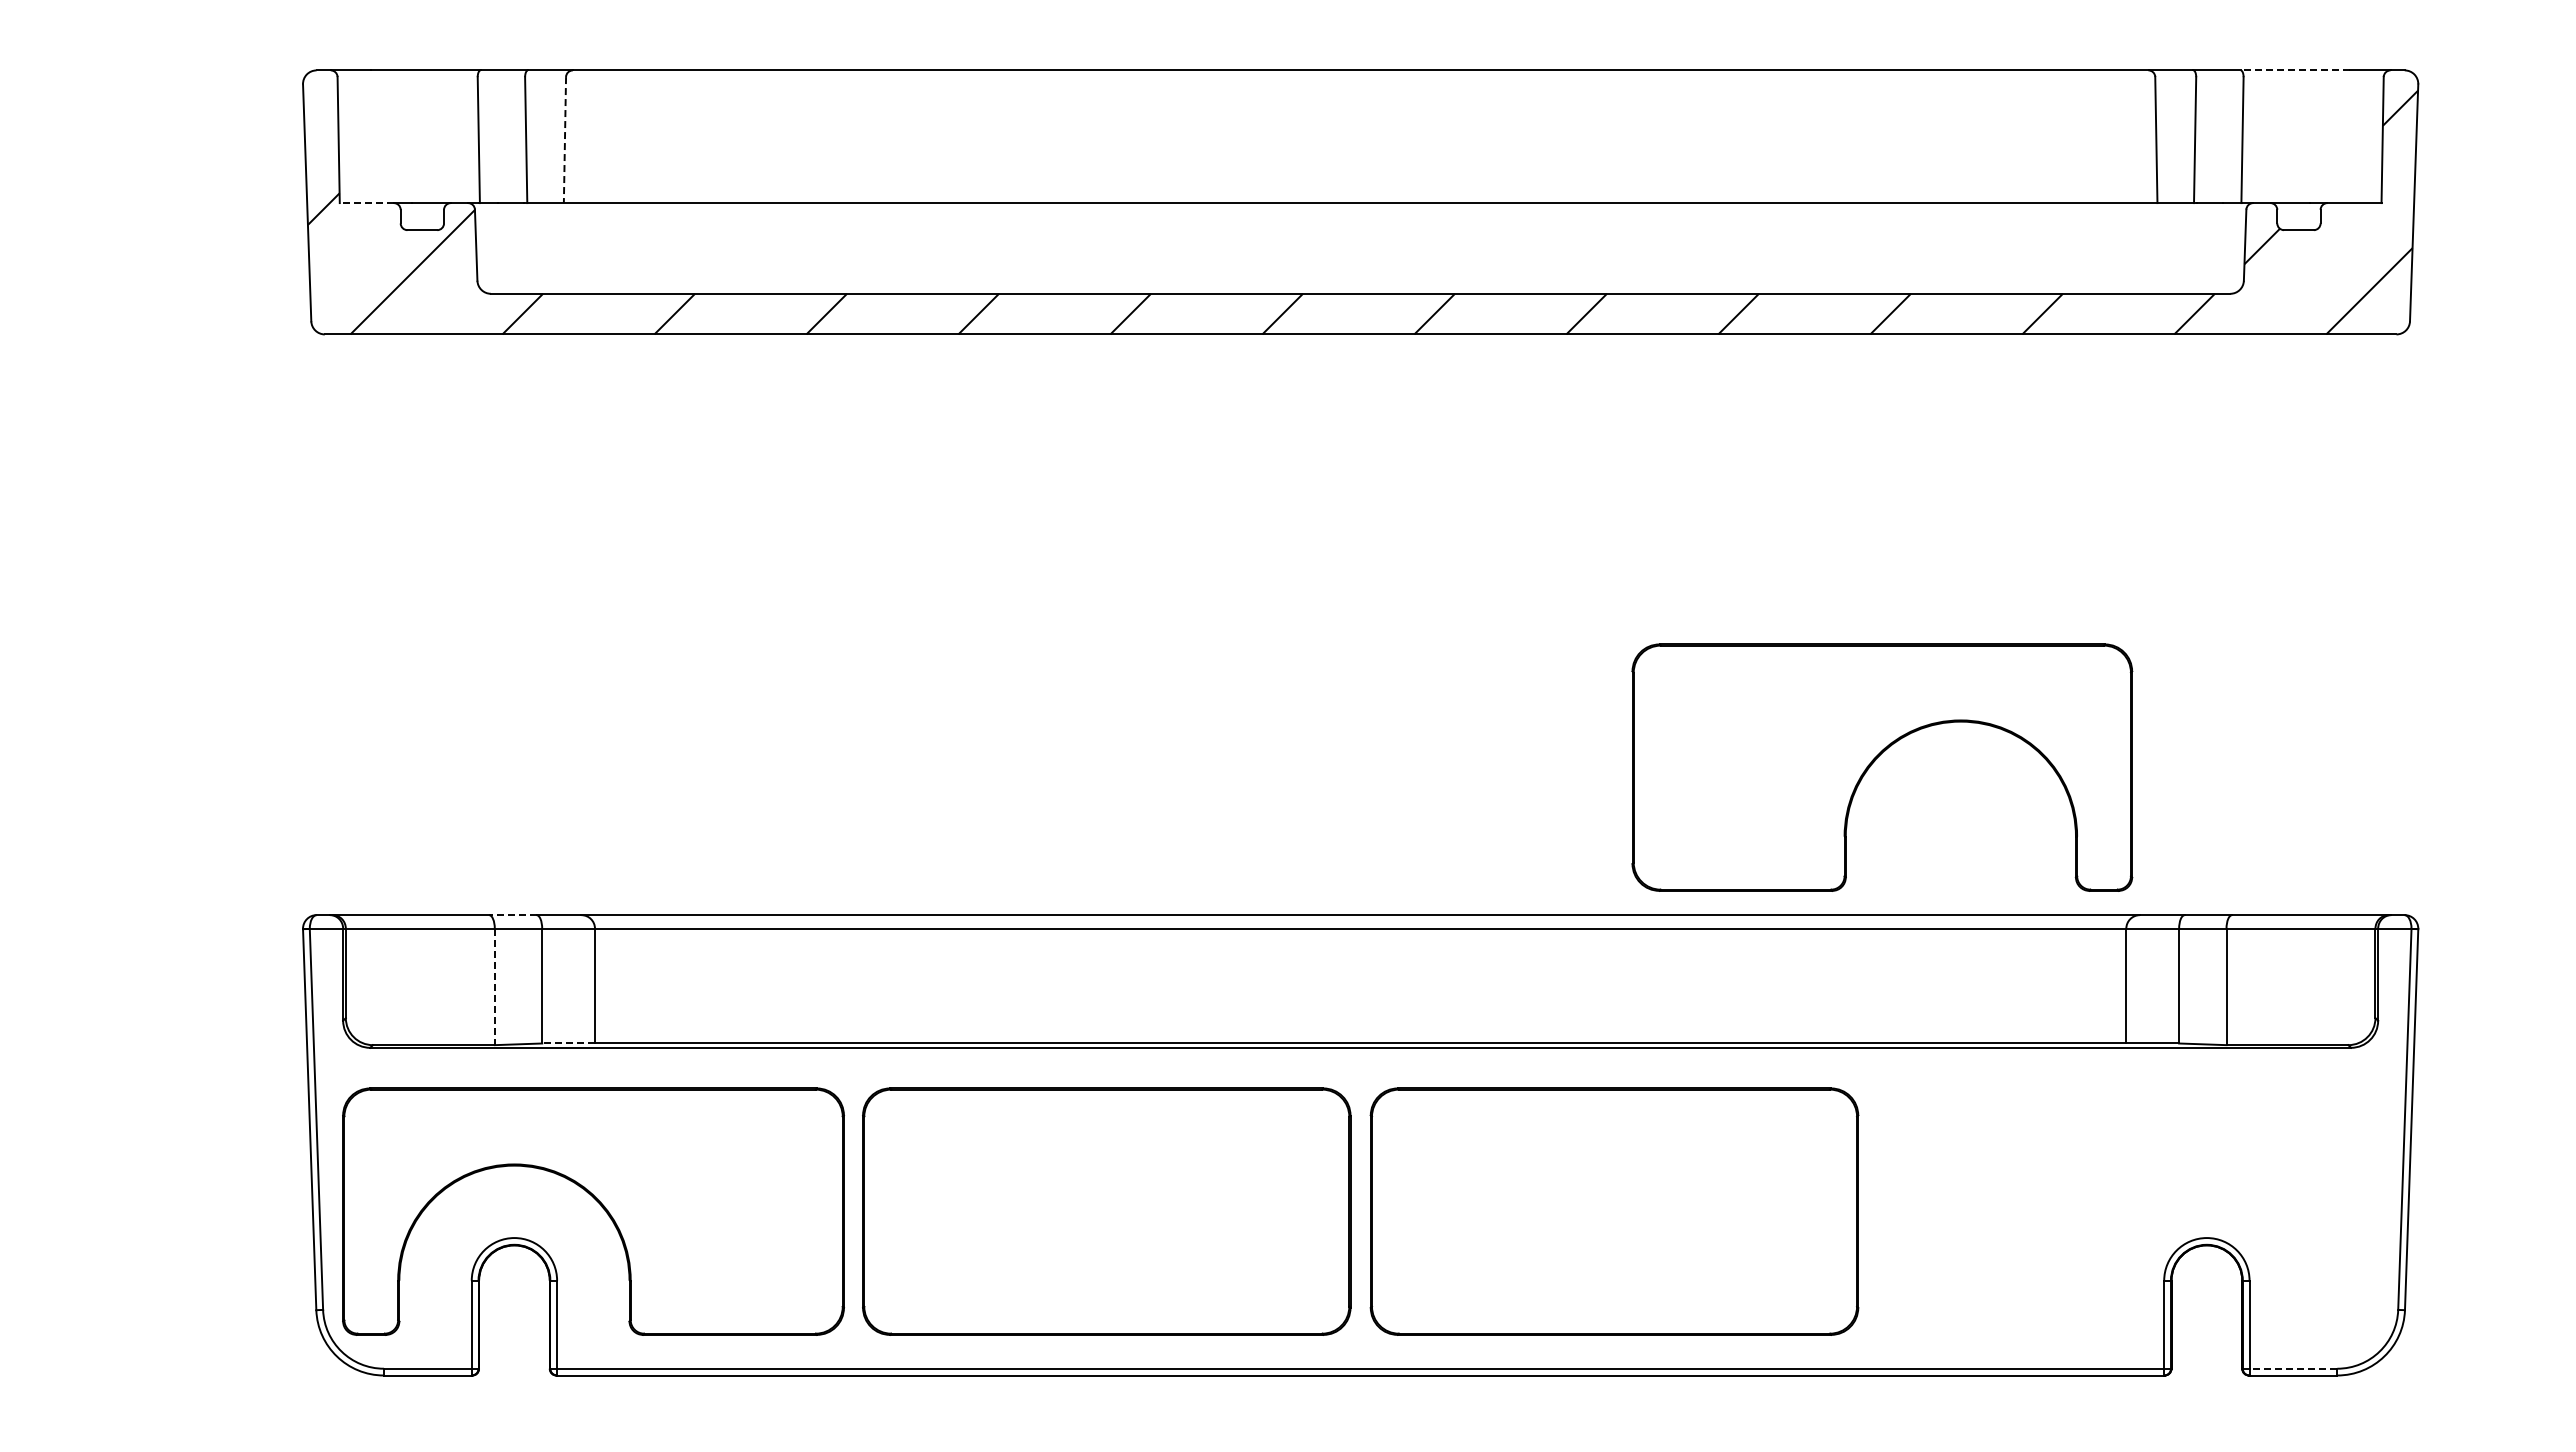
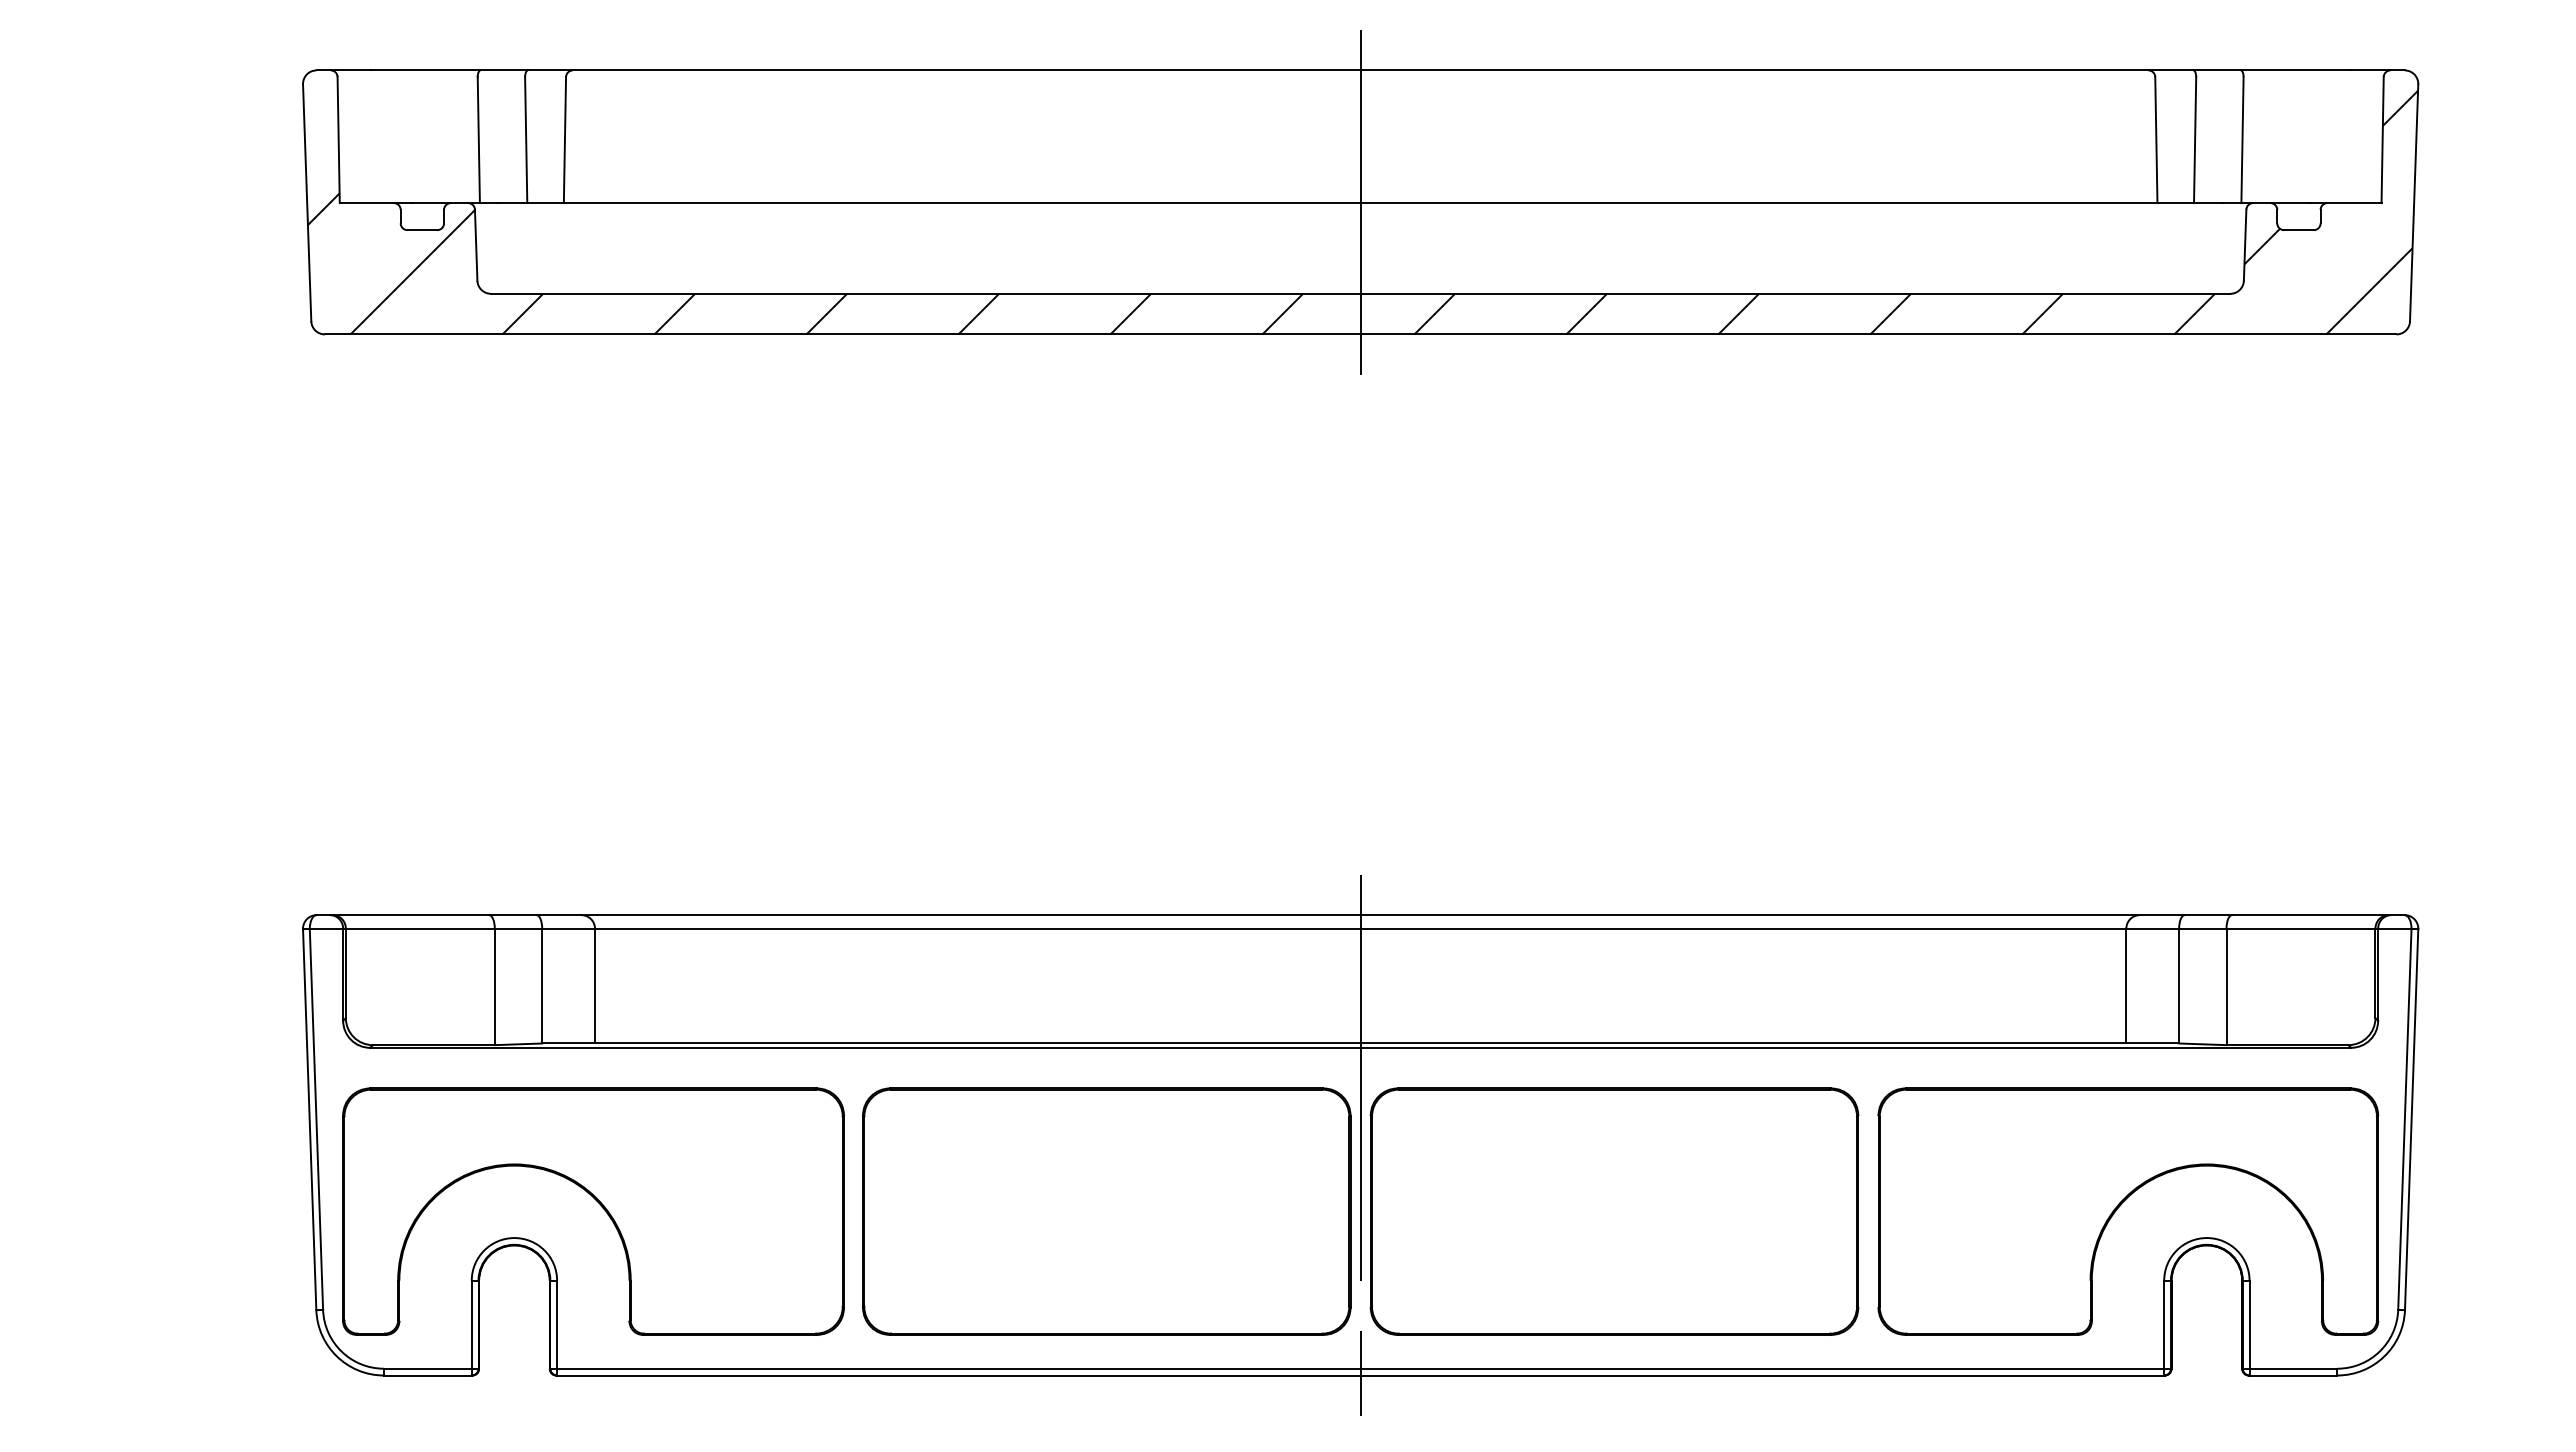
line: dashed -> solid (2295, 70)
line: dashed -> solid (564, 140)
line: none -> present (1360, 202)
line: dashed -> solid (366, 203)
part position: (1875, 761) -> (2121, 1205) (2121, 1205)
line: dashed -> solid (512, 915)
line: dashed -> solid (494, 987)
line: dashed -> solid (568, 1043)
line: none -> present (1360, 1145)
line: dashed -> solid (2293, 1368)
